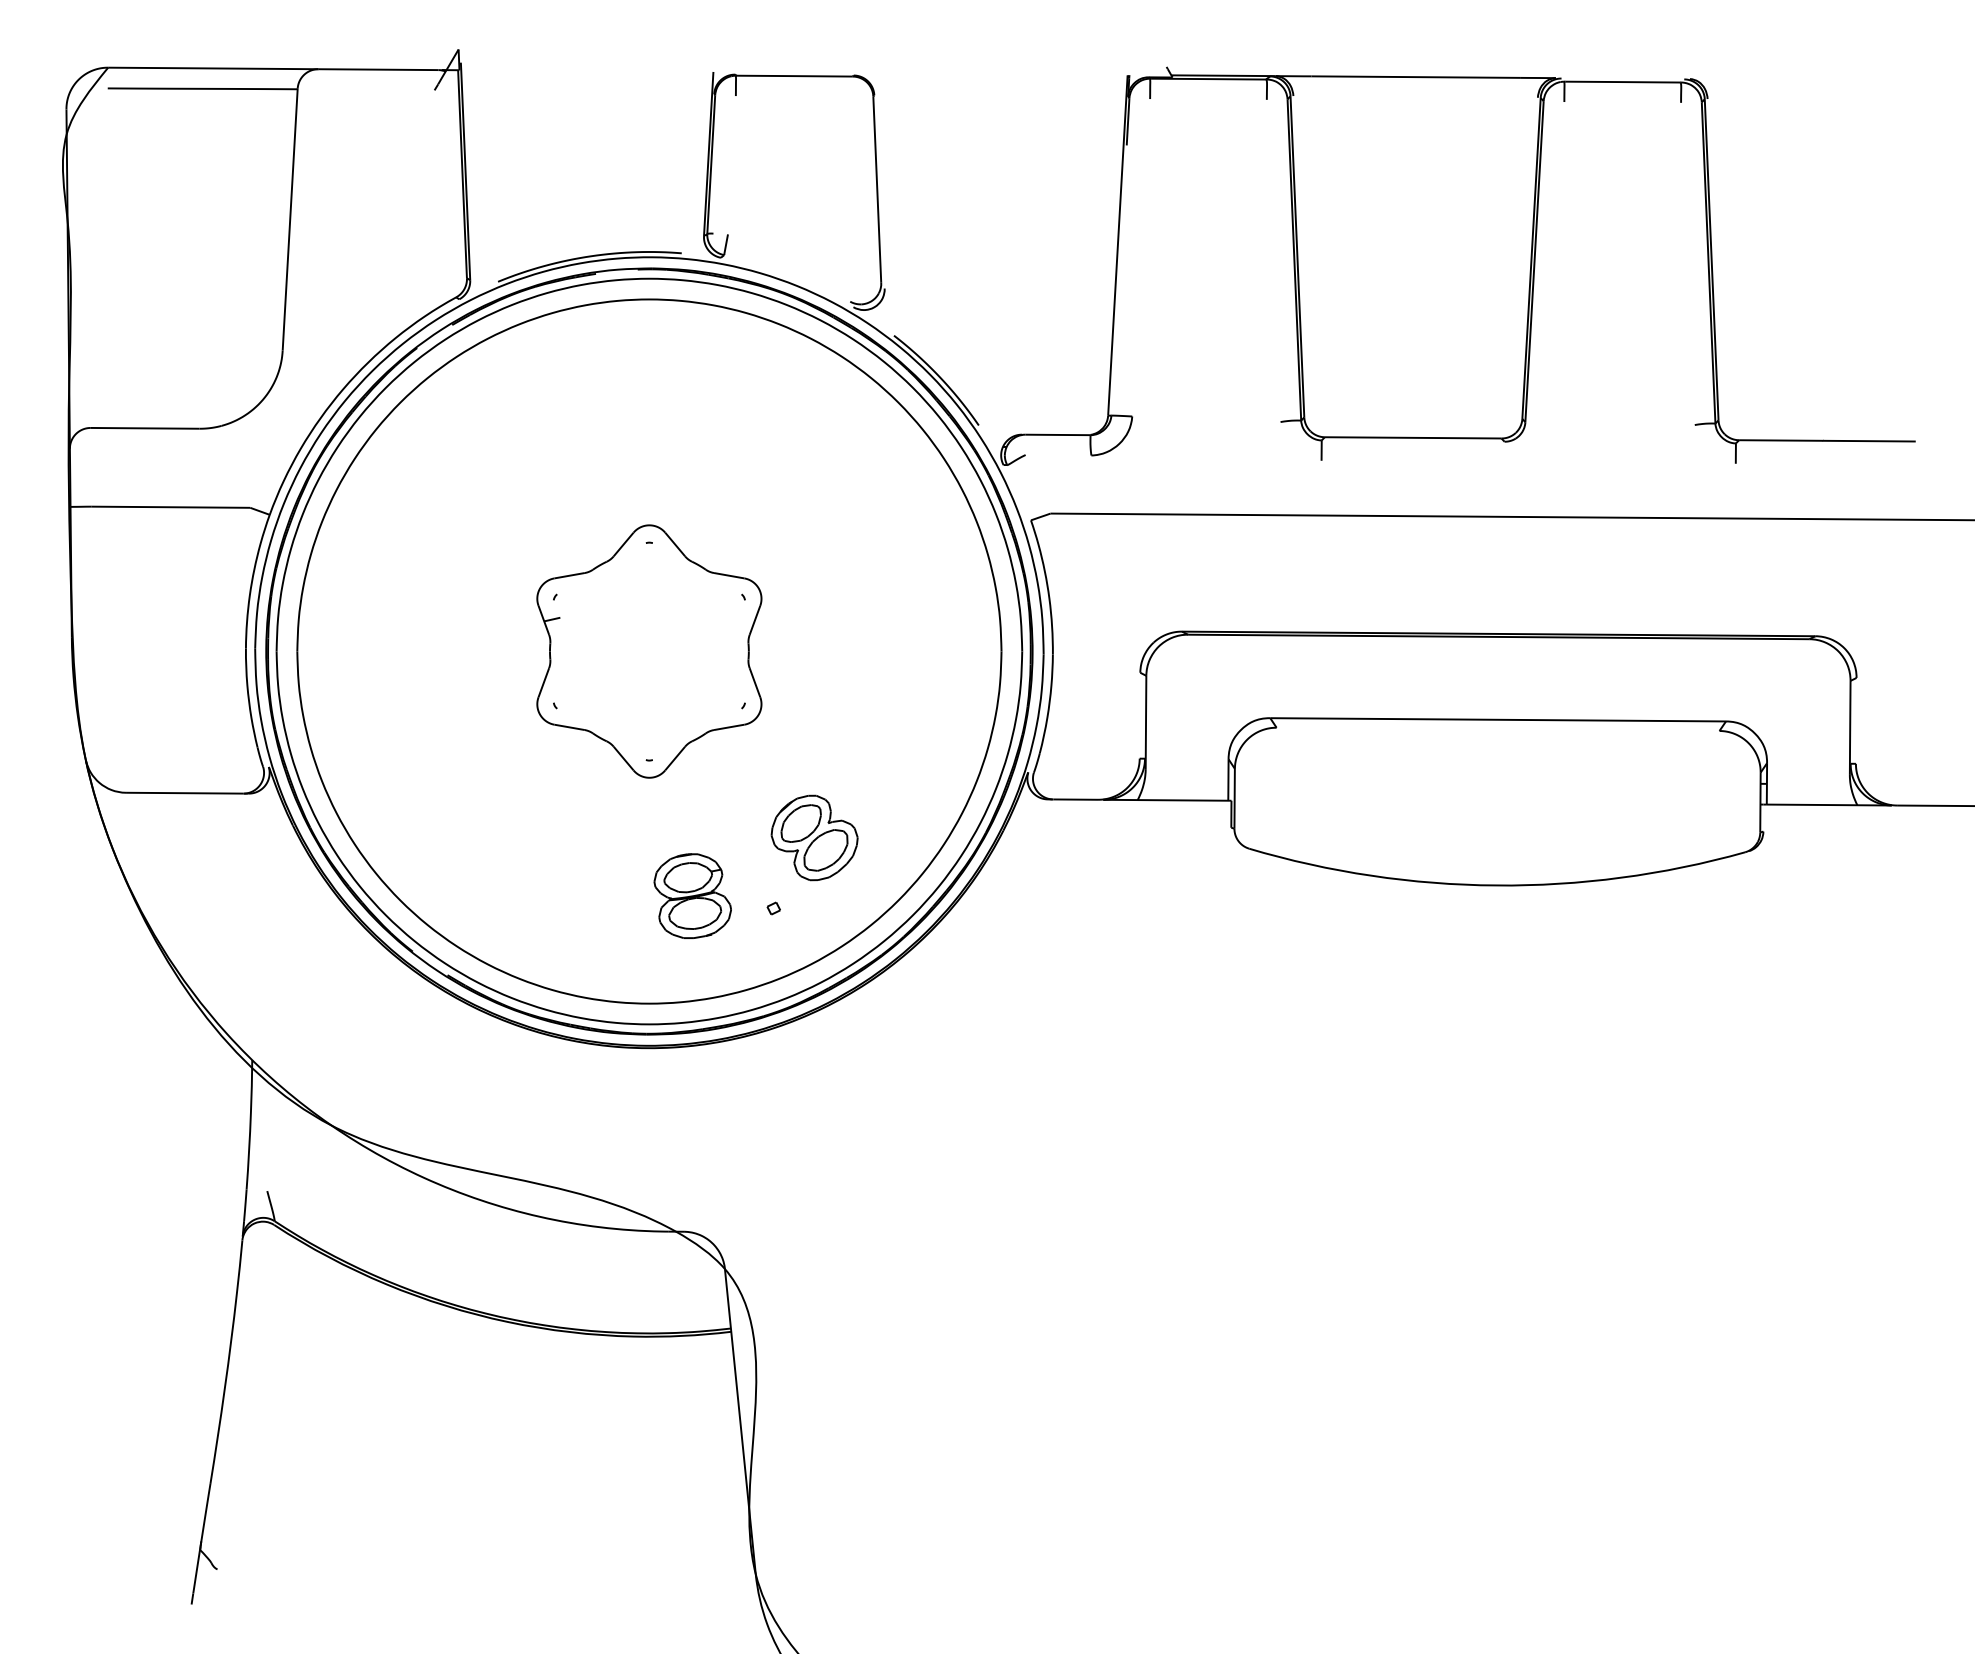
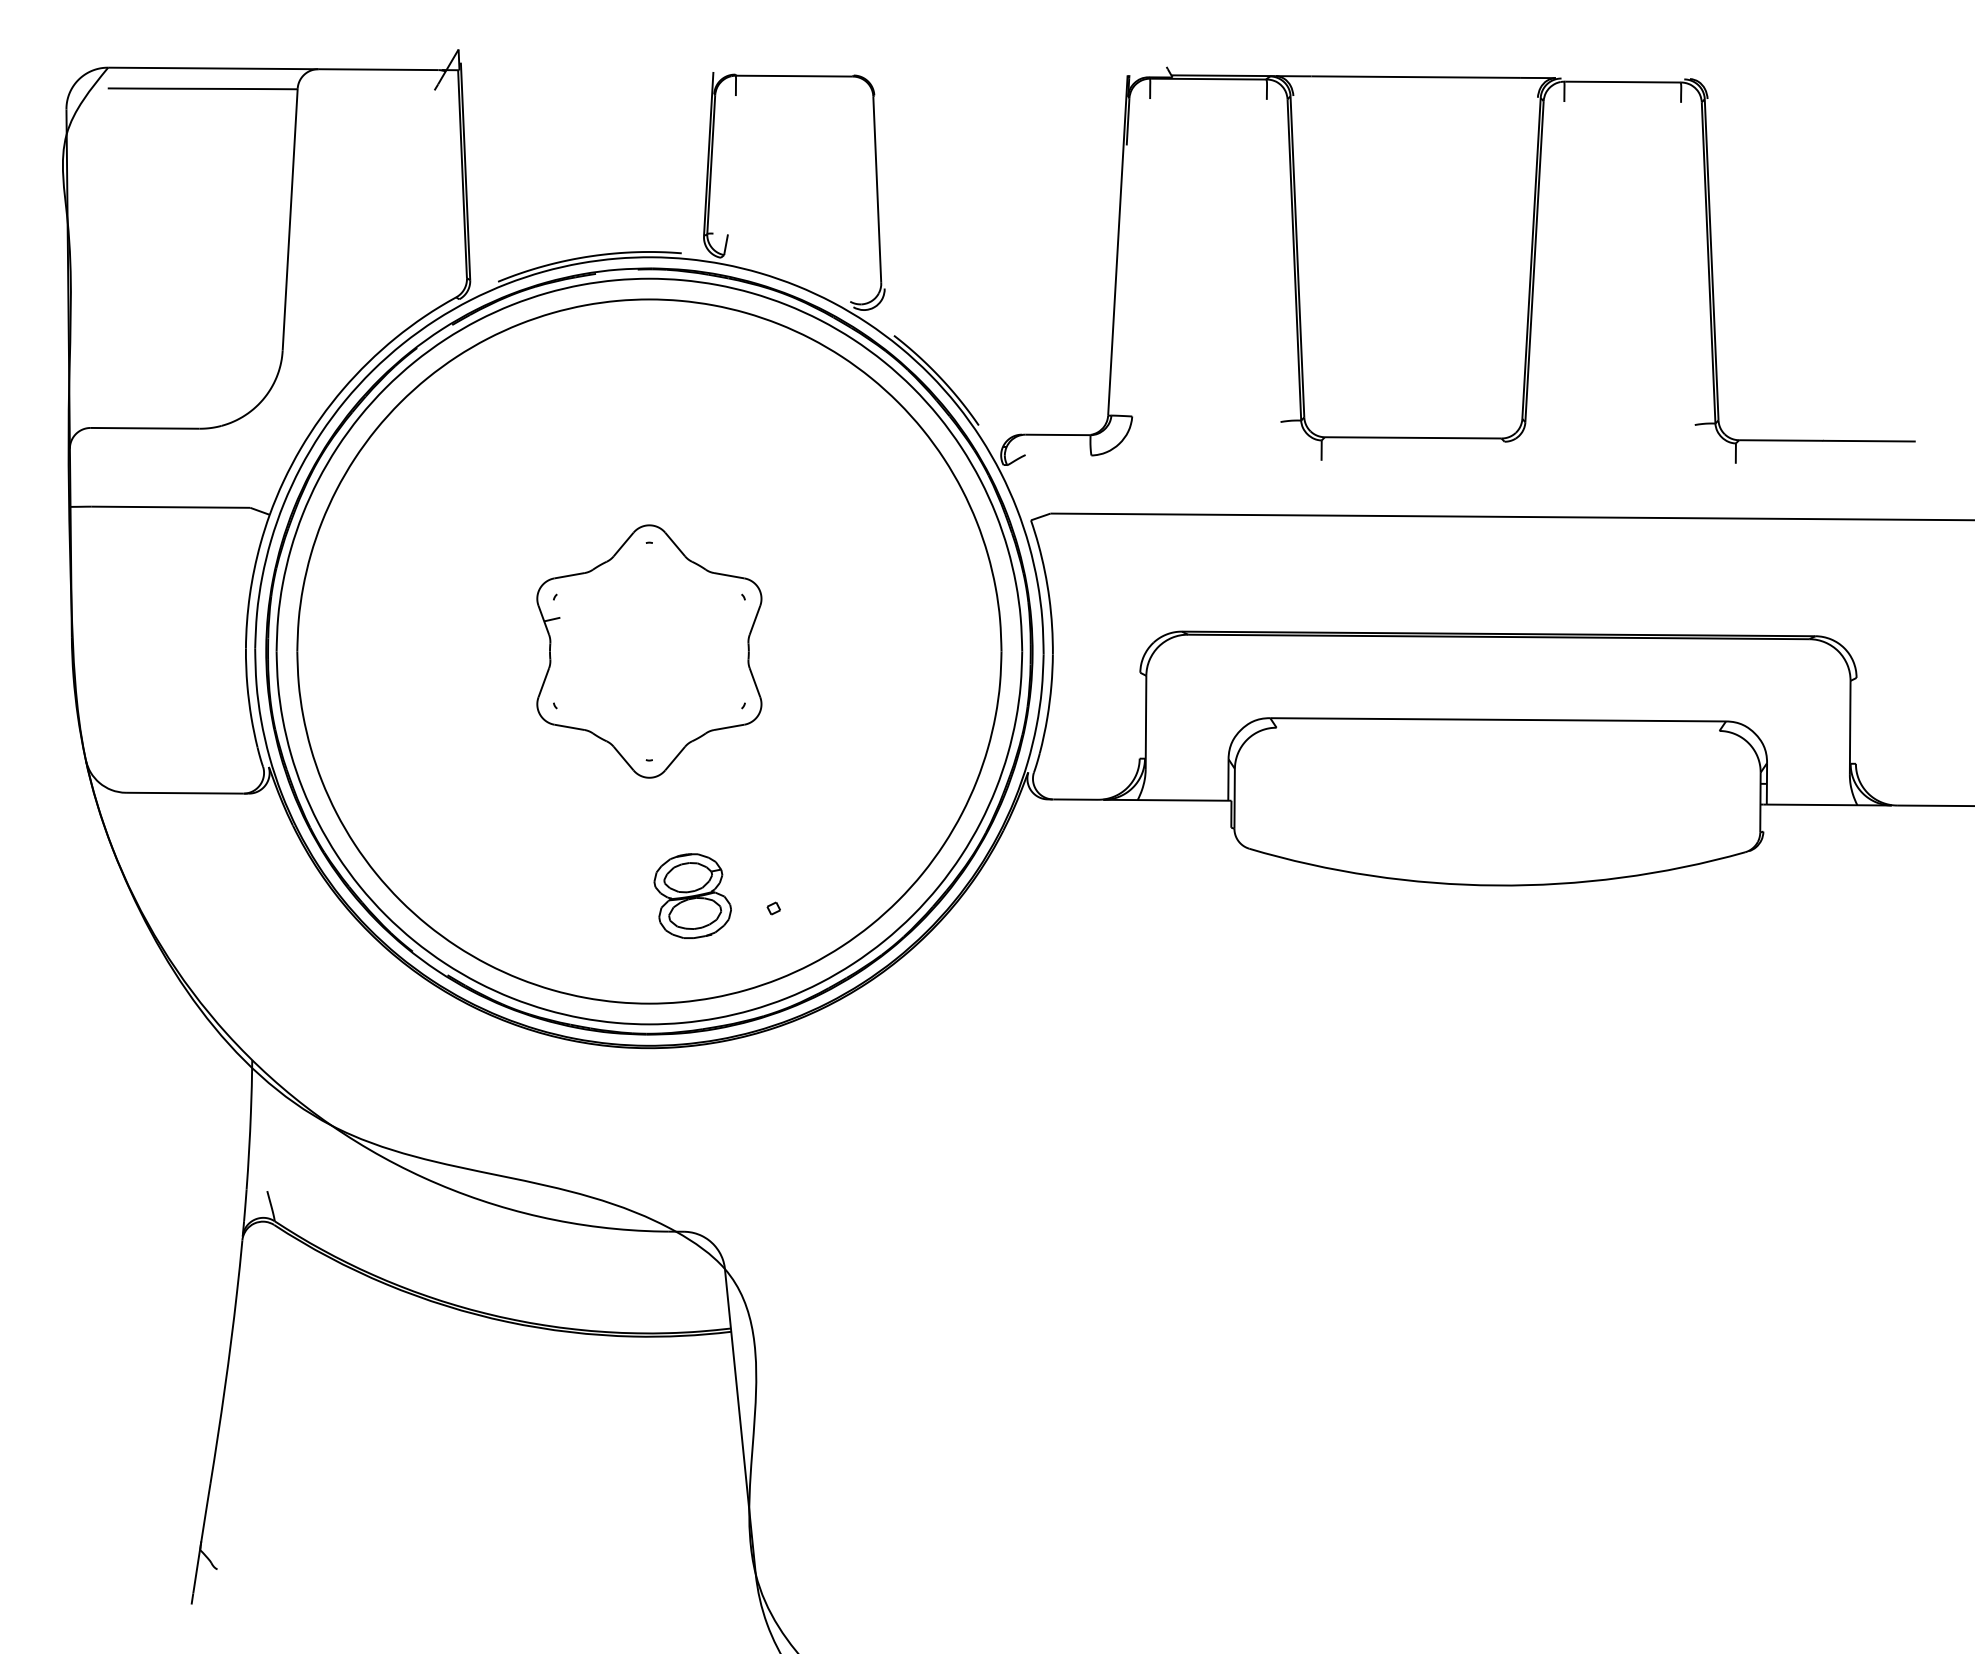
part: present -> none (814, 837)
